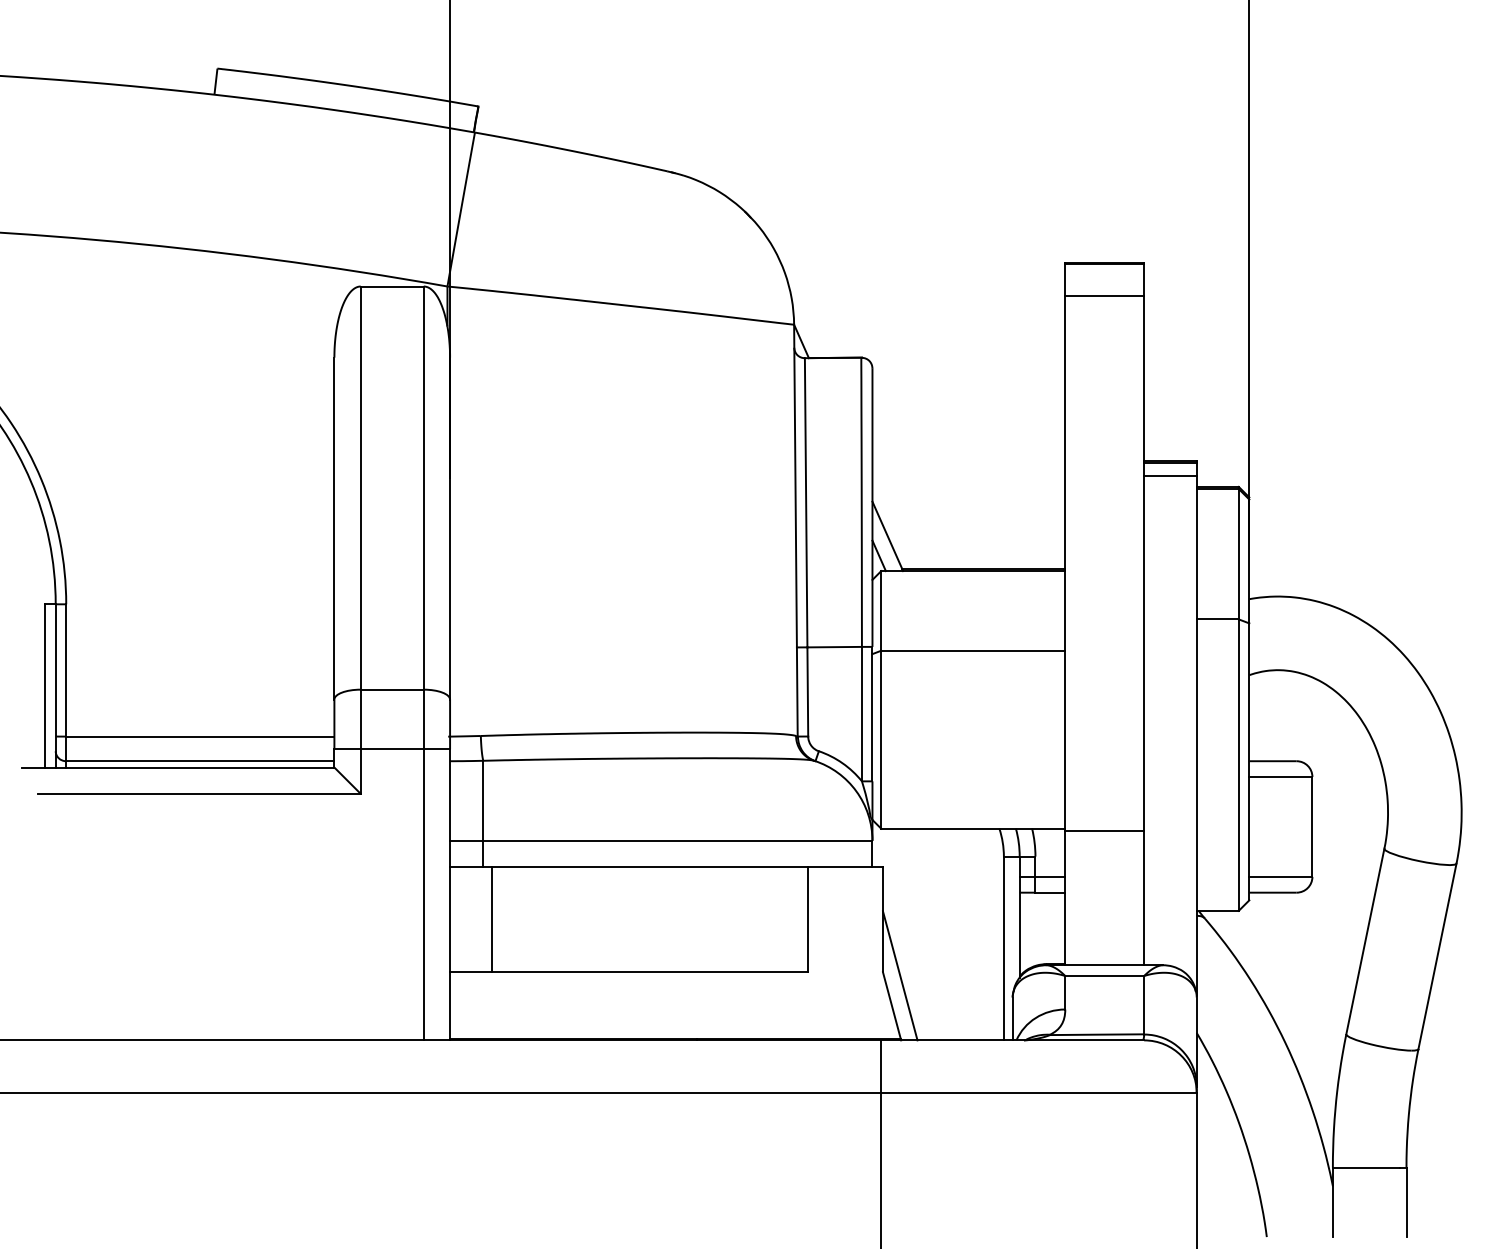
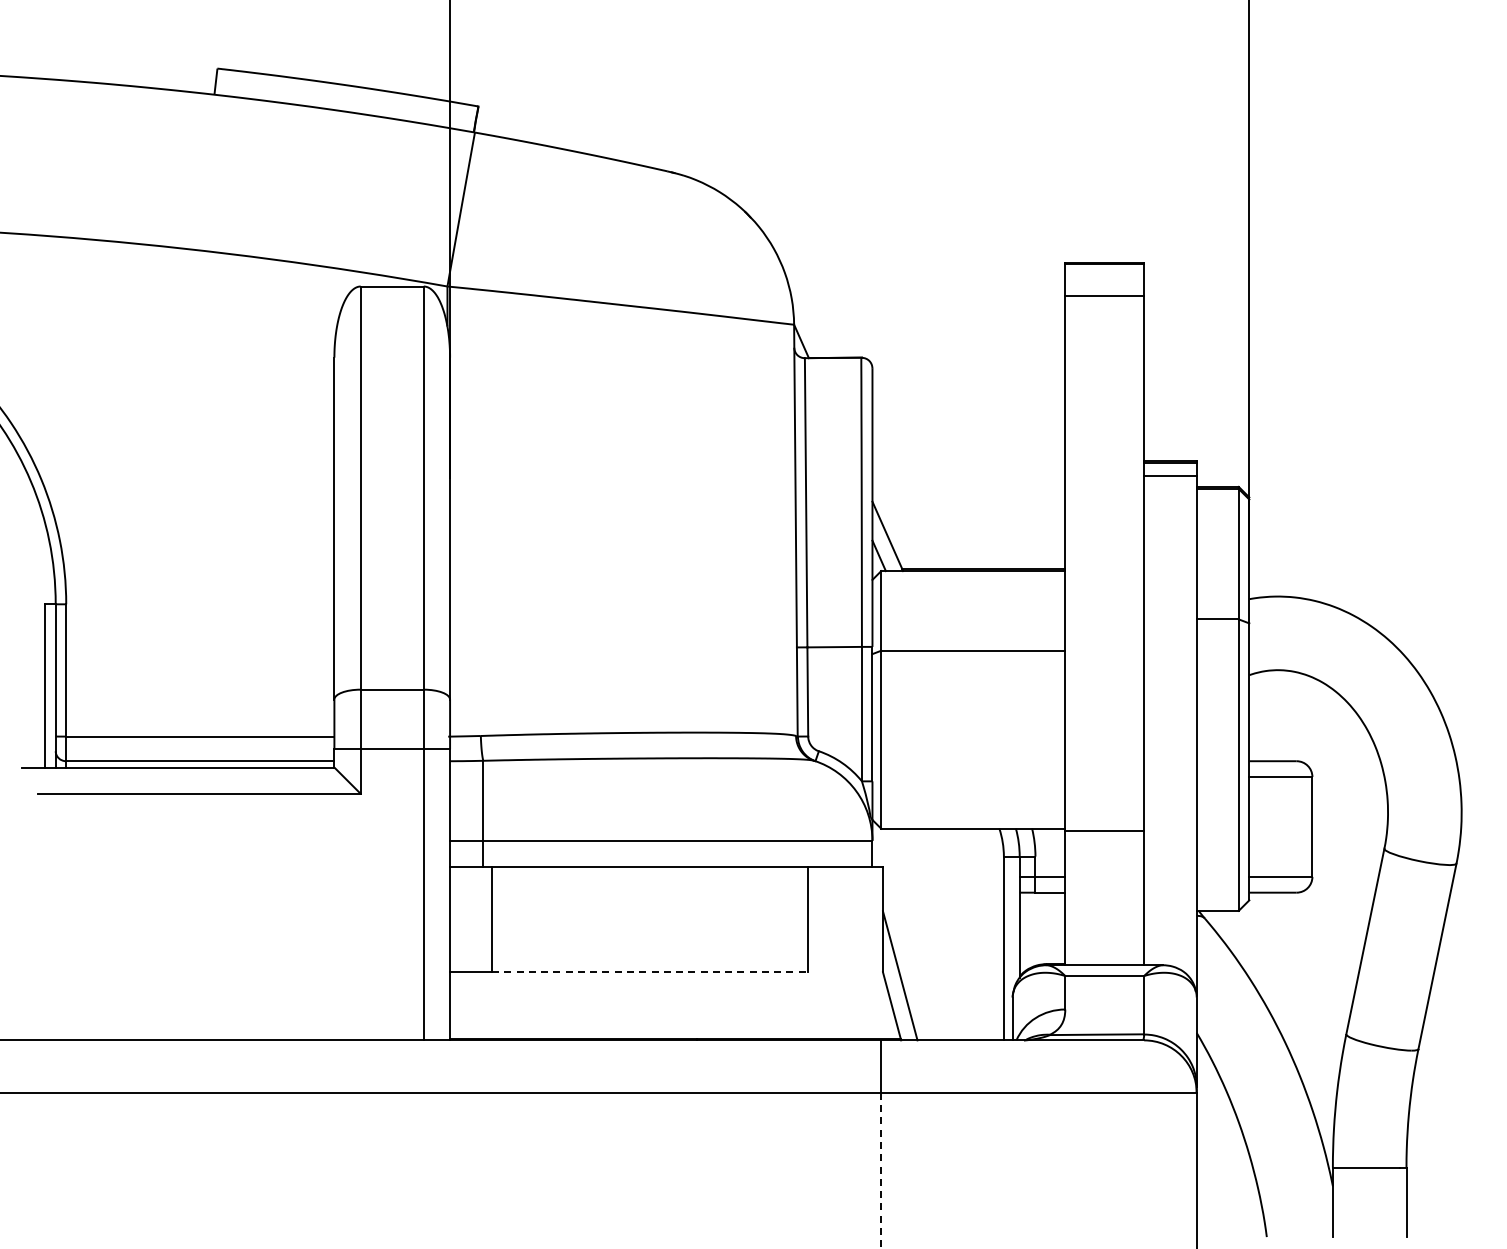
line: solid -> dashed (649, 972)
line: solid -> dashed (881, 1170)
